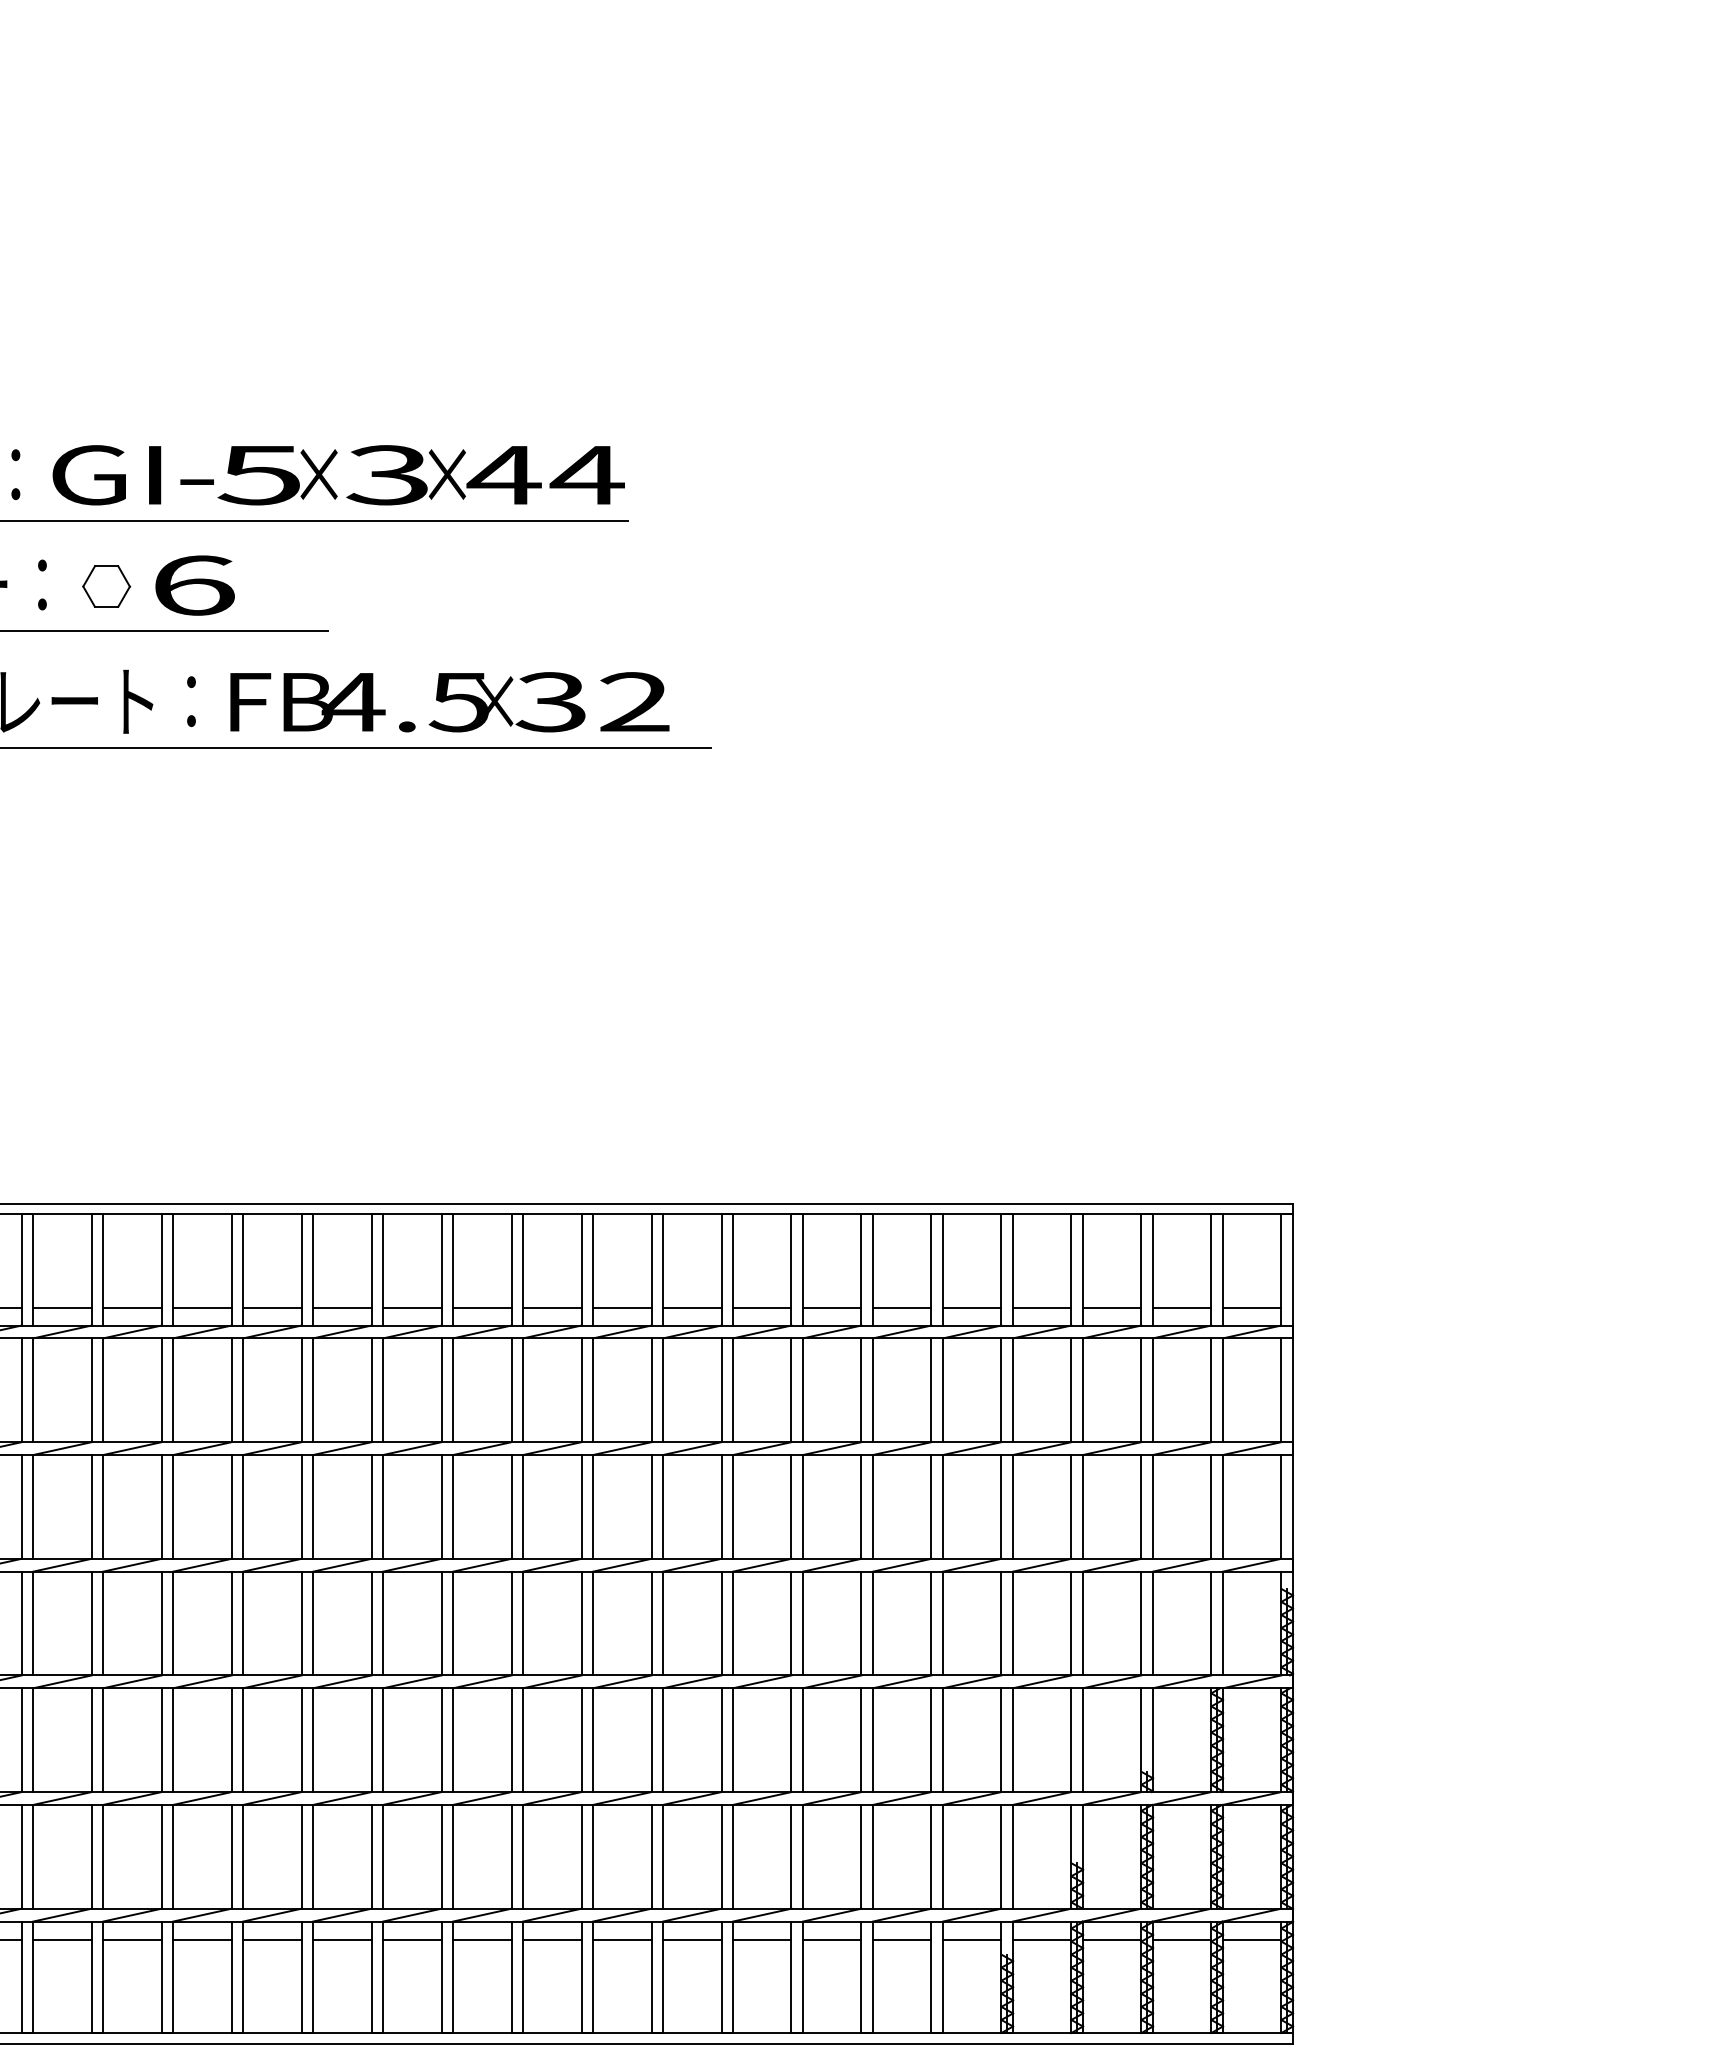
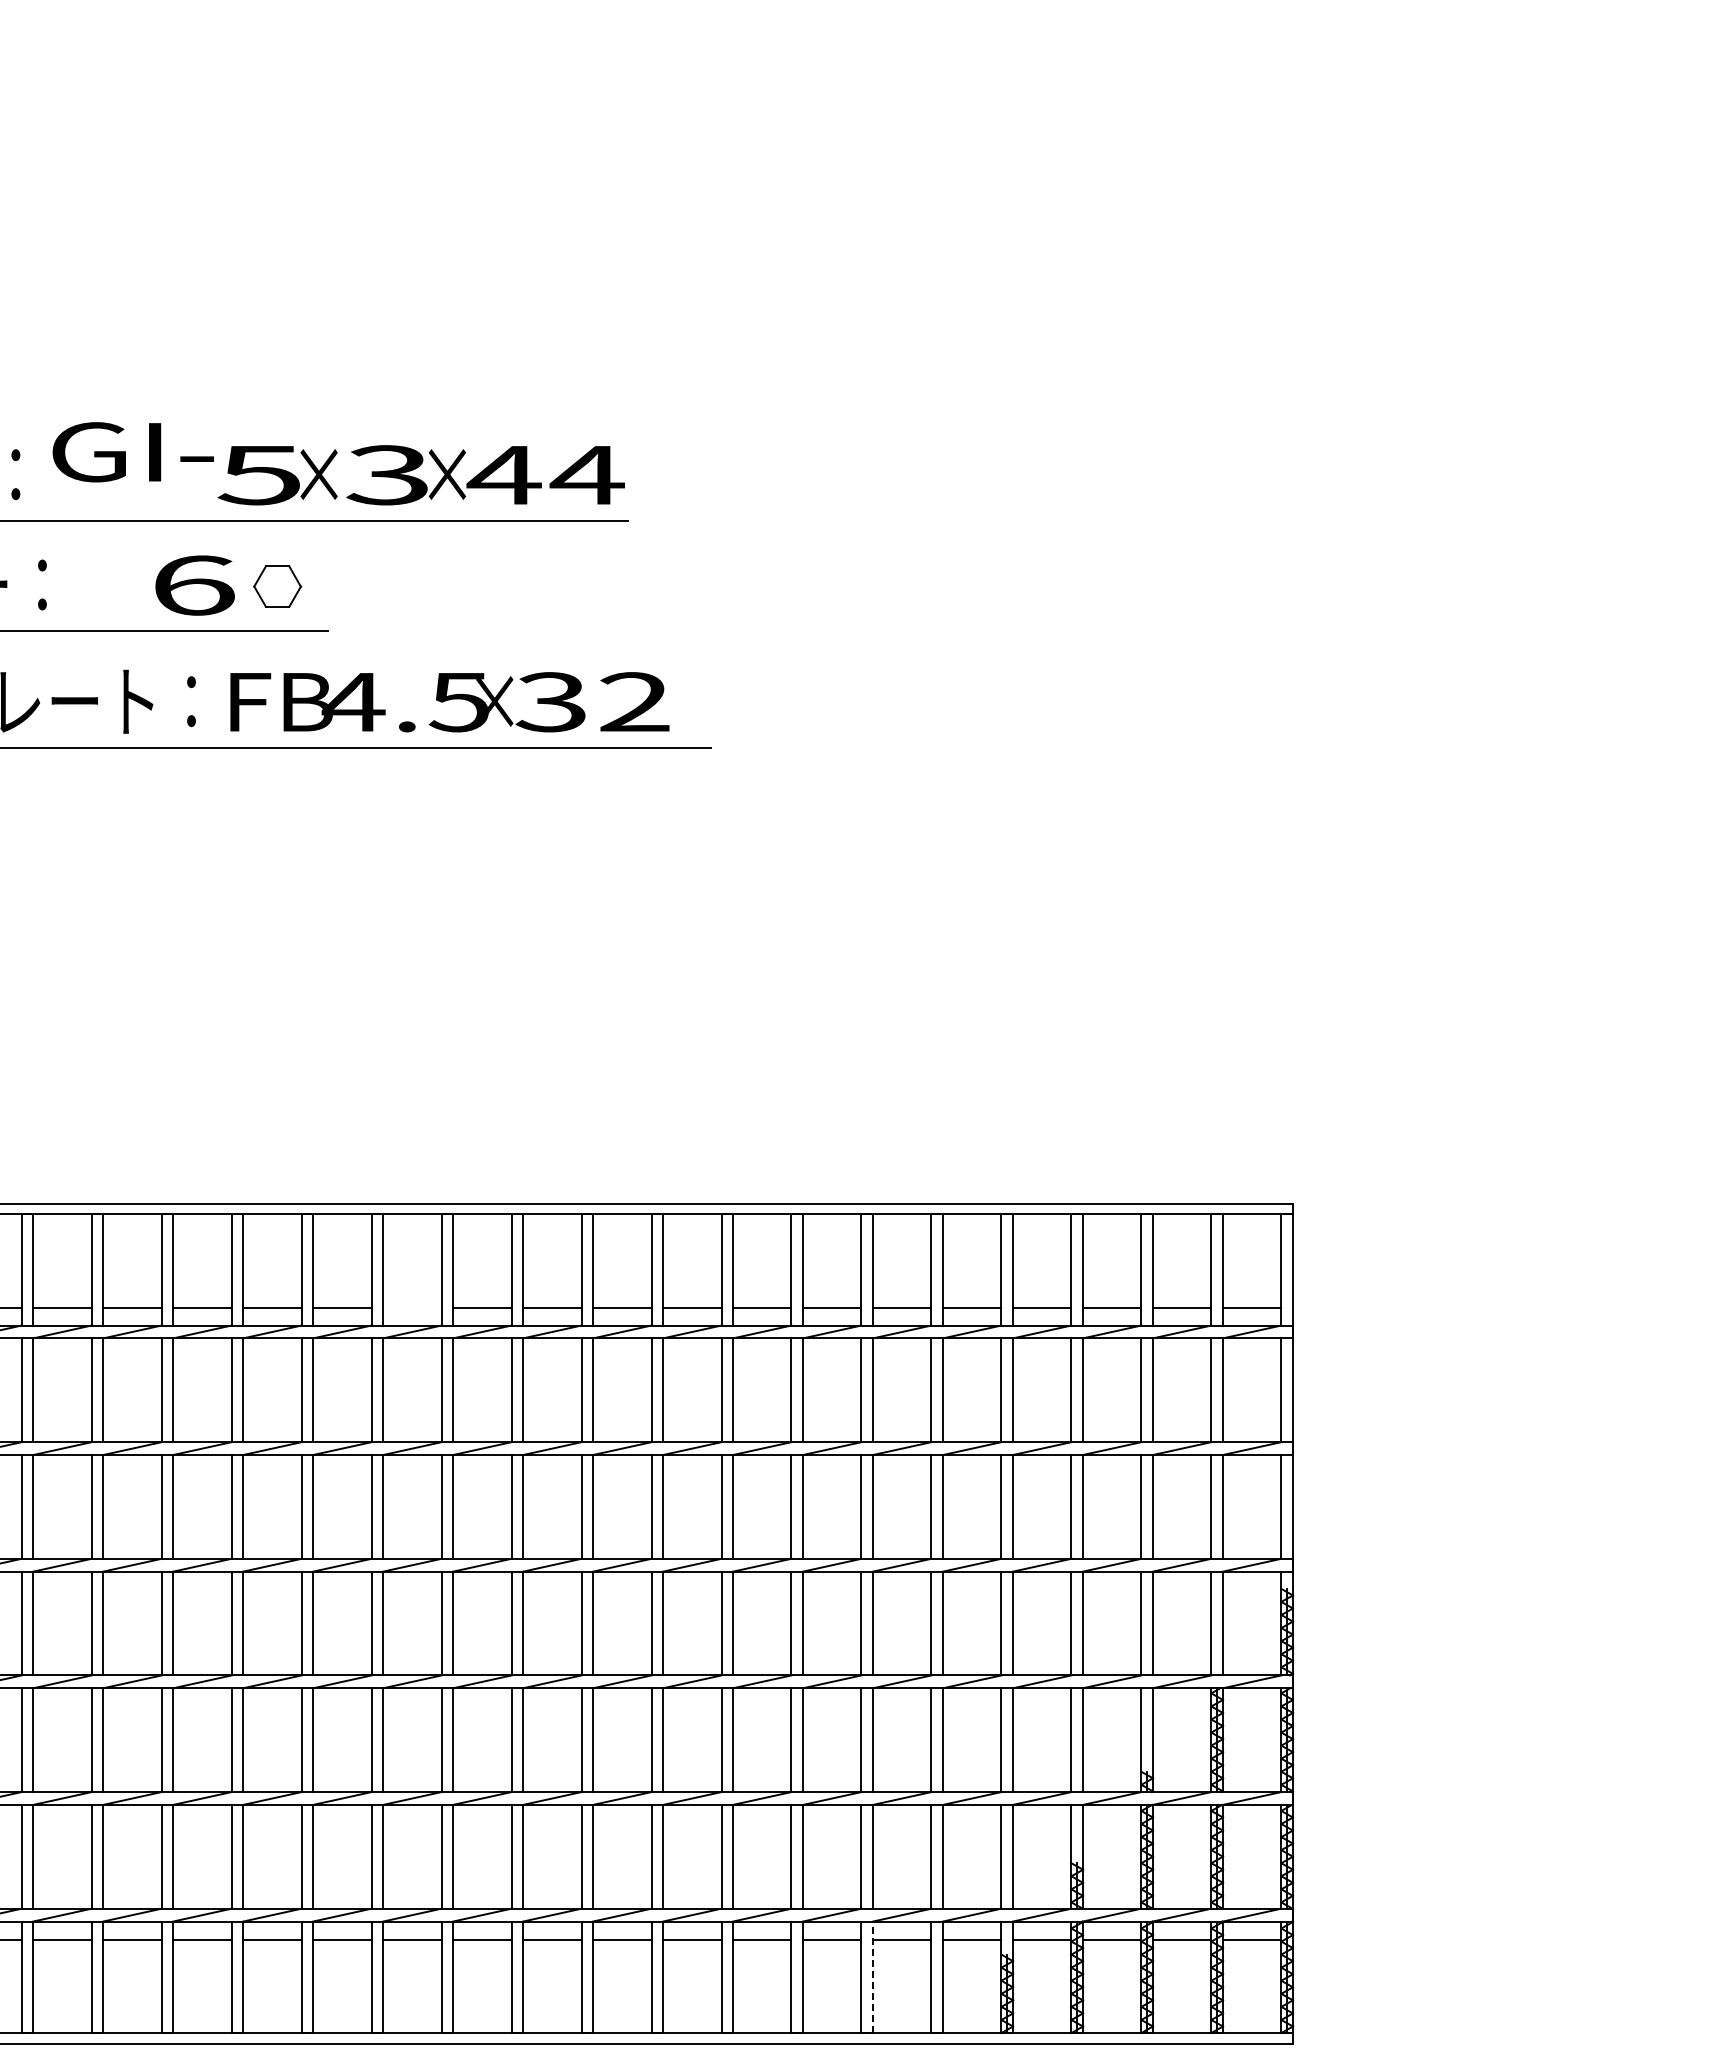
text position: (132, 475) -> (132, 452) (132, 452)
part position: (106, 586) -> (277, 586) (277, 586)
line: present -> none (412, 1307)
line: solid -> dashed (873, 1977)
